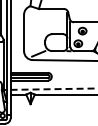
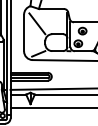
line: none -> present (37, 23)
line: dashed -> solid (54, 89)
line: none -> present (52, 108)
